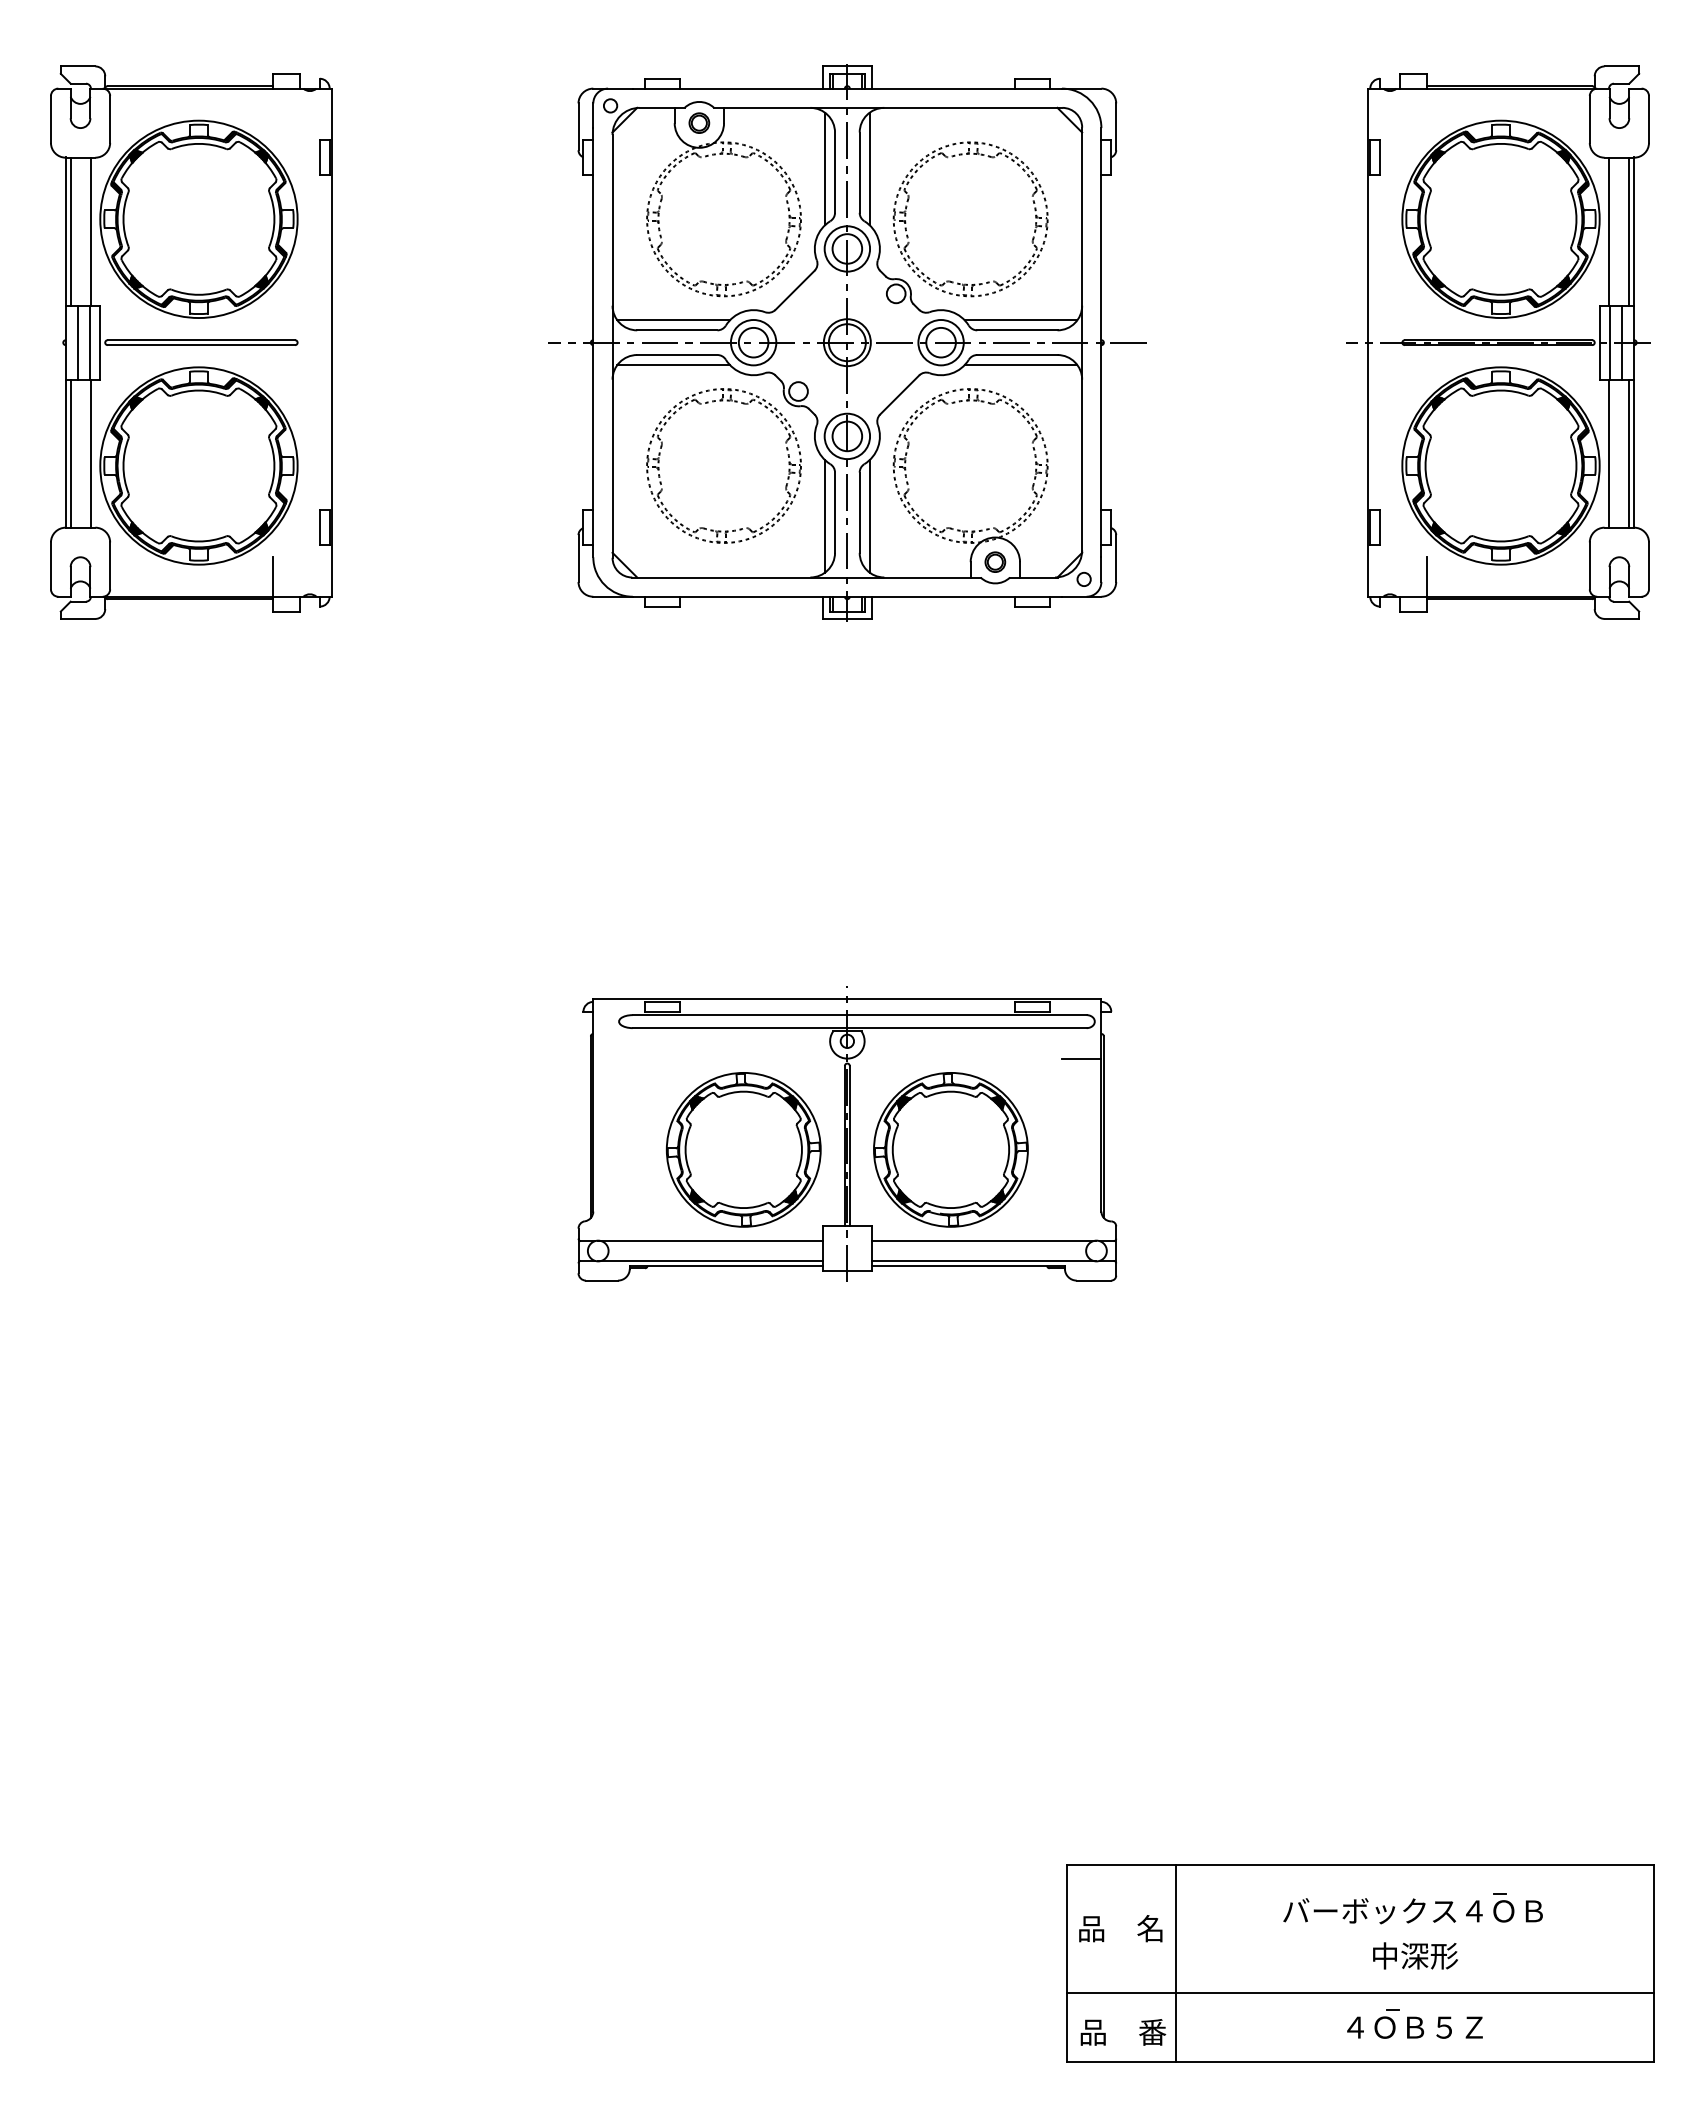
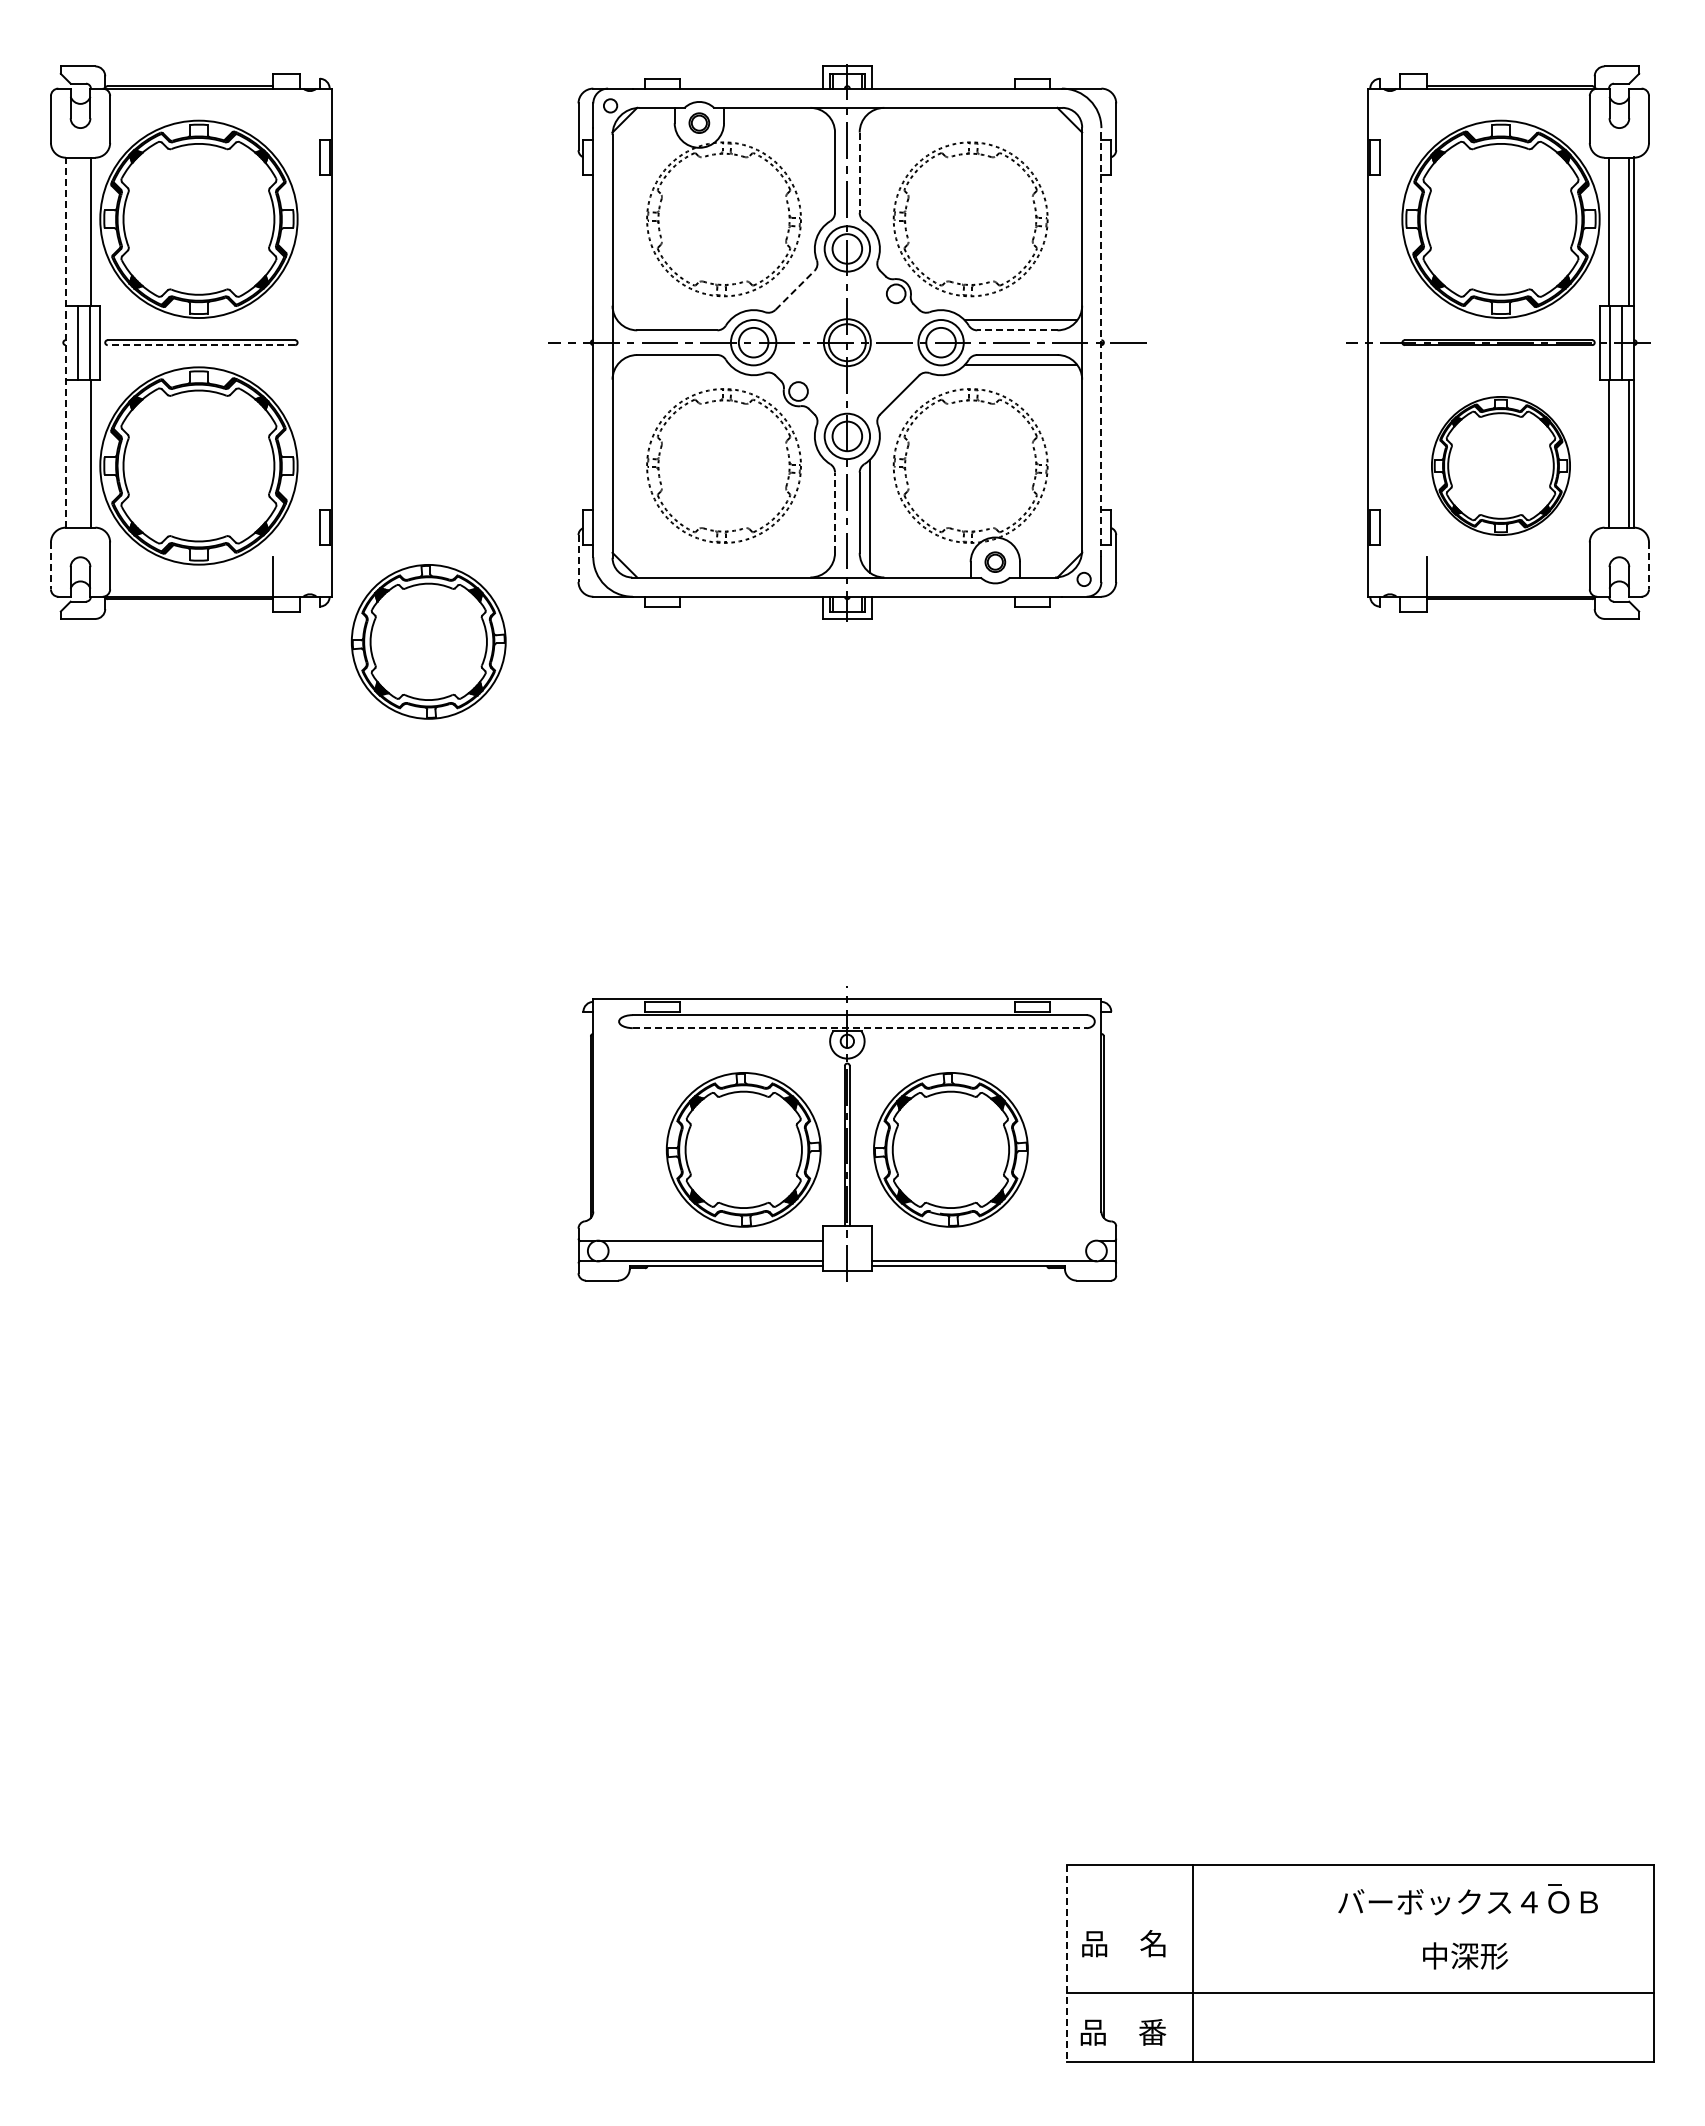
line: present -> none (825, 168)
line: present -> none (869, 168)
line: solid -> dashed (859, 173)
line: present -> none (70, 231)
line: solid -> dashed (795, 290)
line: present -> none (673, 320)
line: solid -> dashed (1016, 330)
line: solid -> dashed (1101, 342)
line: solid -> dashed (65, 343)
line: solid -> dashed (201, 345)
line: present -> none (673, 364)
line: present -> none (70, 453)
part size: 200x200 px -> 140x140 px (1500, 465)
line: solid -> dashed (835, 512)
line: present -> none (825, 516)
line: solid -> dashed (578, 559)
line: solid -> dashed (50, 566)
line: solid -> dashed (1648, 566)
part: none -> present (428, 641)
line: solid -> dashed (859, 1028)
line: present -> none (1081, 1058)
line: present -> none (984, 1240)
part position: (1412, 1908) -> (1467, 1899) (1467, 1899)
text position: (1120, 1928) -> (1123, 1943) (1123, 1943)
text position: (1415, 1955) -> (1465, 1955) (1465, 1955)
line: solid -> dashed (1066, 1963)
line position: (1175, 1963) -> (1192, 1963) (1192, 1963)
part: present -> none (1414, 2023)
